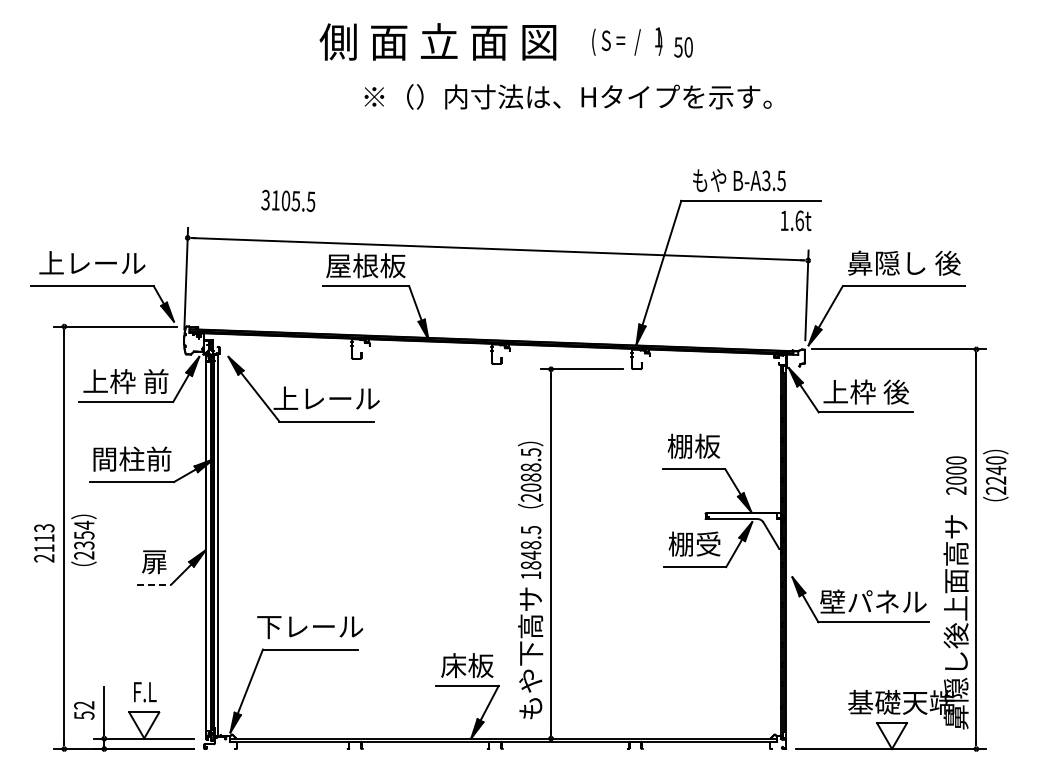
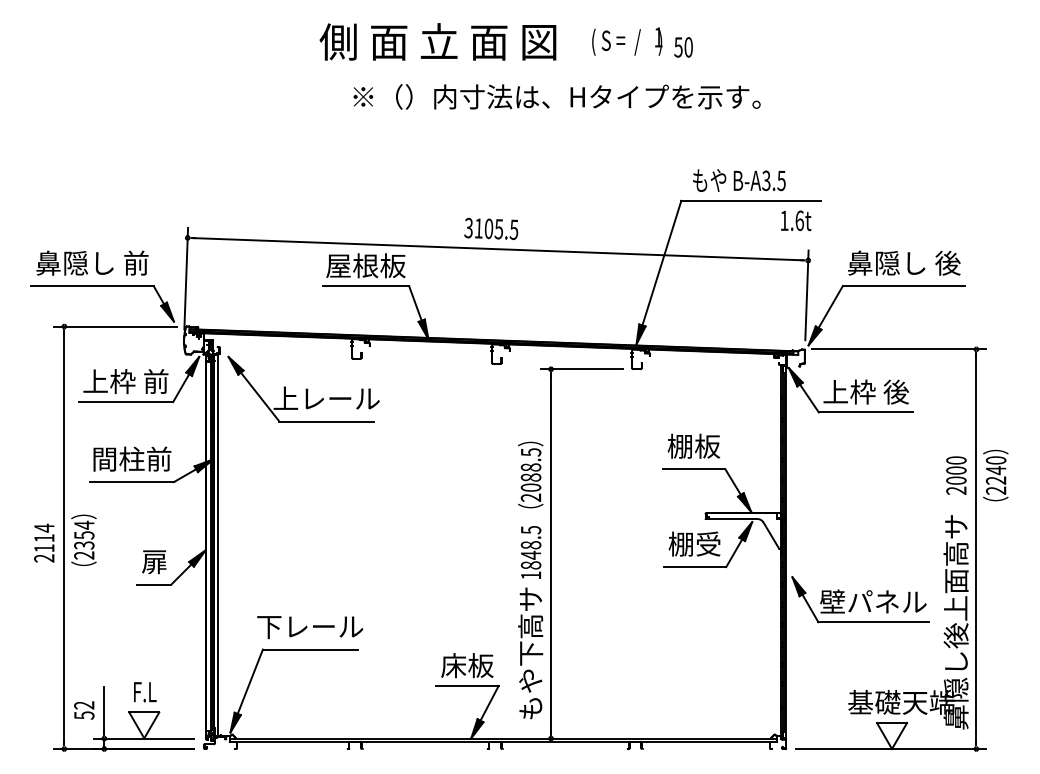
text position: (567, 96) -> (556, 96) (556, 96)
text position: (288, 200) -> (491, 228) (491, 228)
text: 上レール -> 鼻隠し 前 (92, 262)
text: 2113 -> 2114 (44, 527)
line: dashed -> solid (154, 584)
